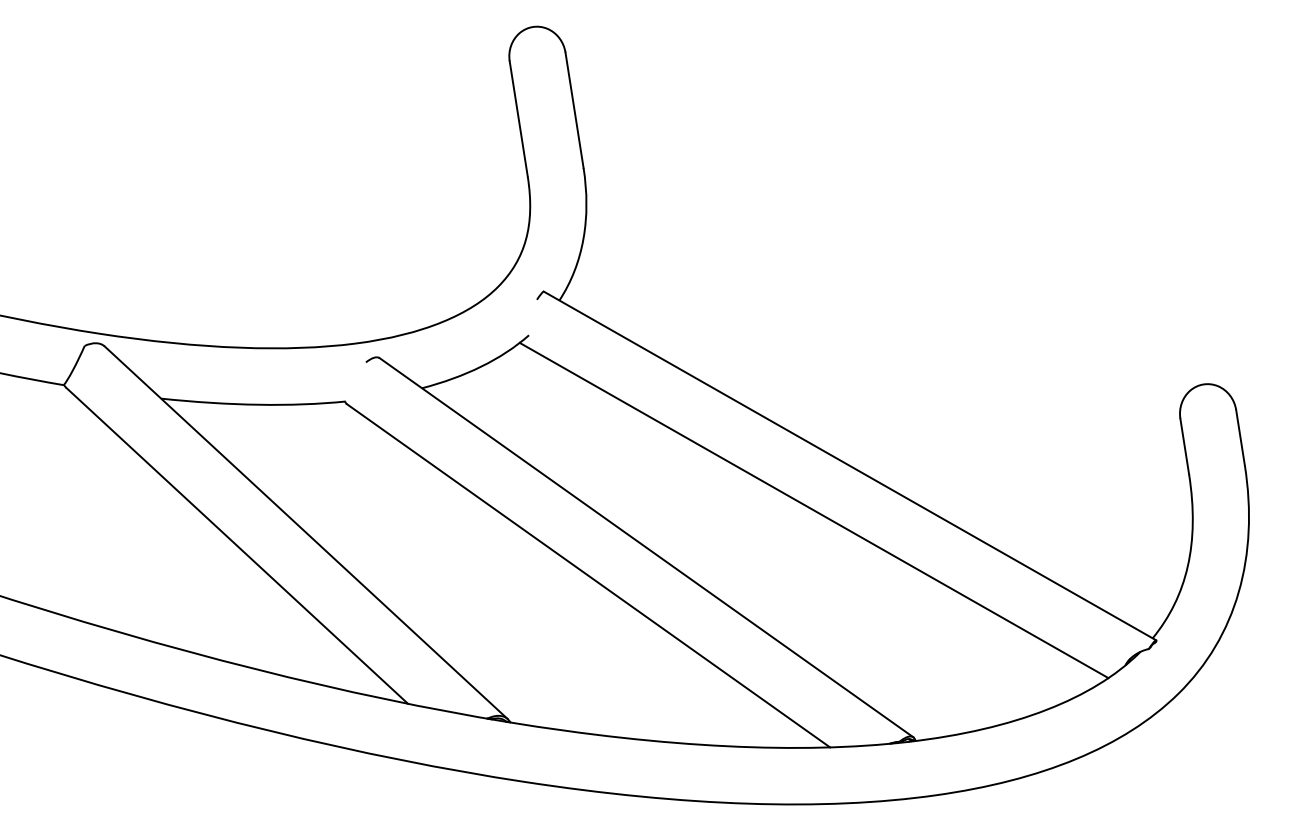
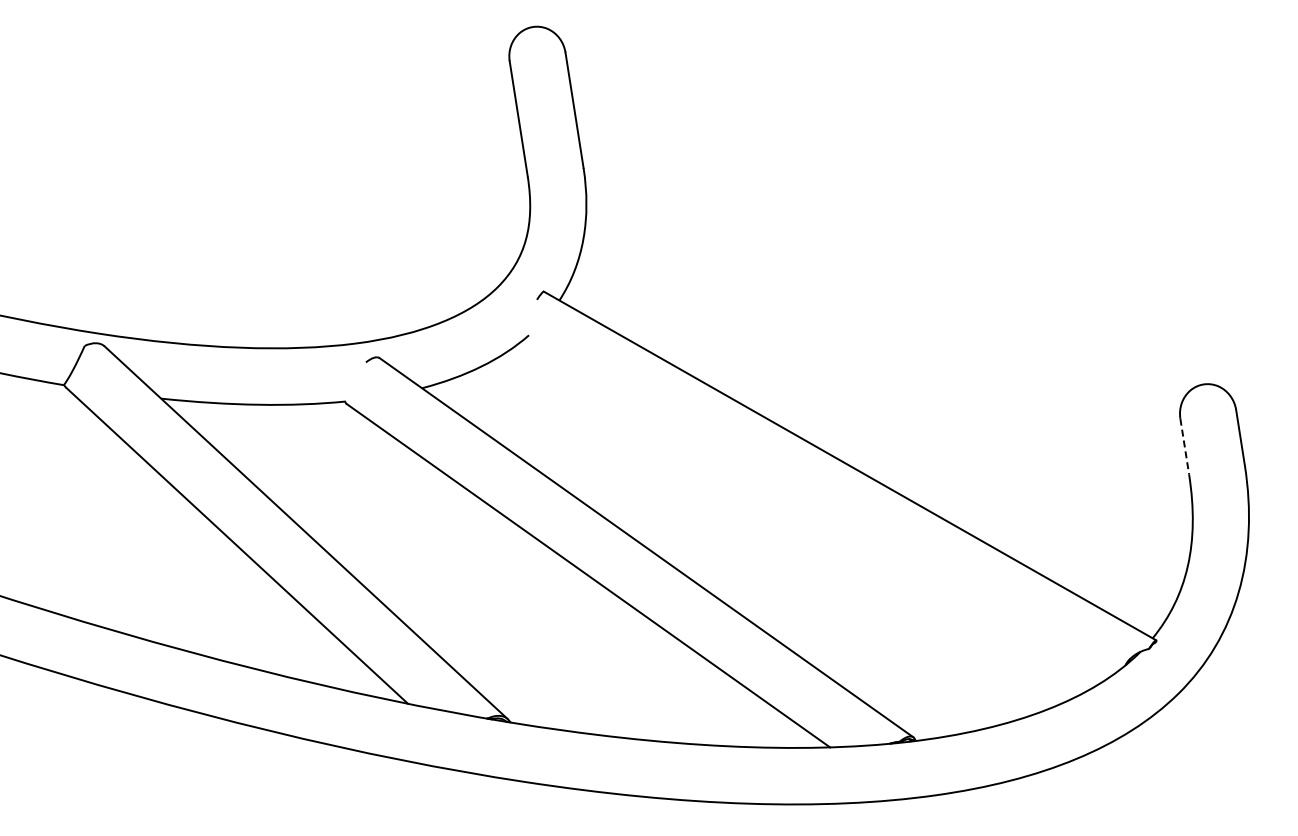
line: solid -> dashed (1184, 447)
line: present -> none (813, 510)
